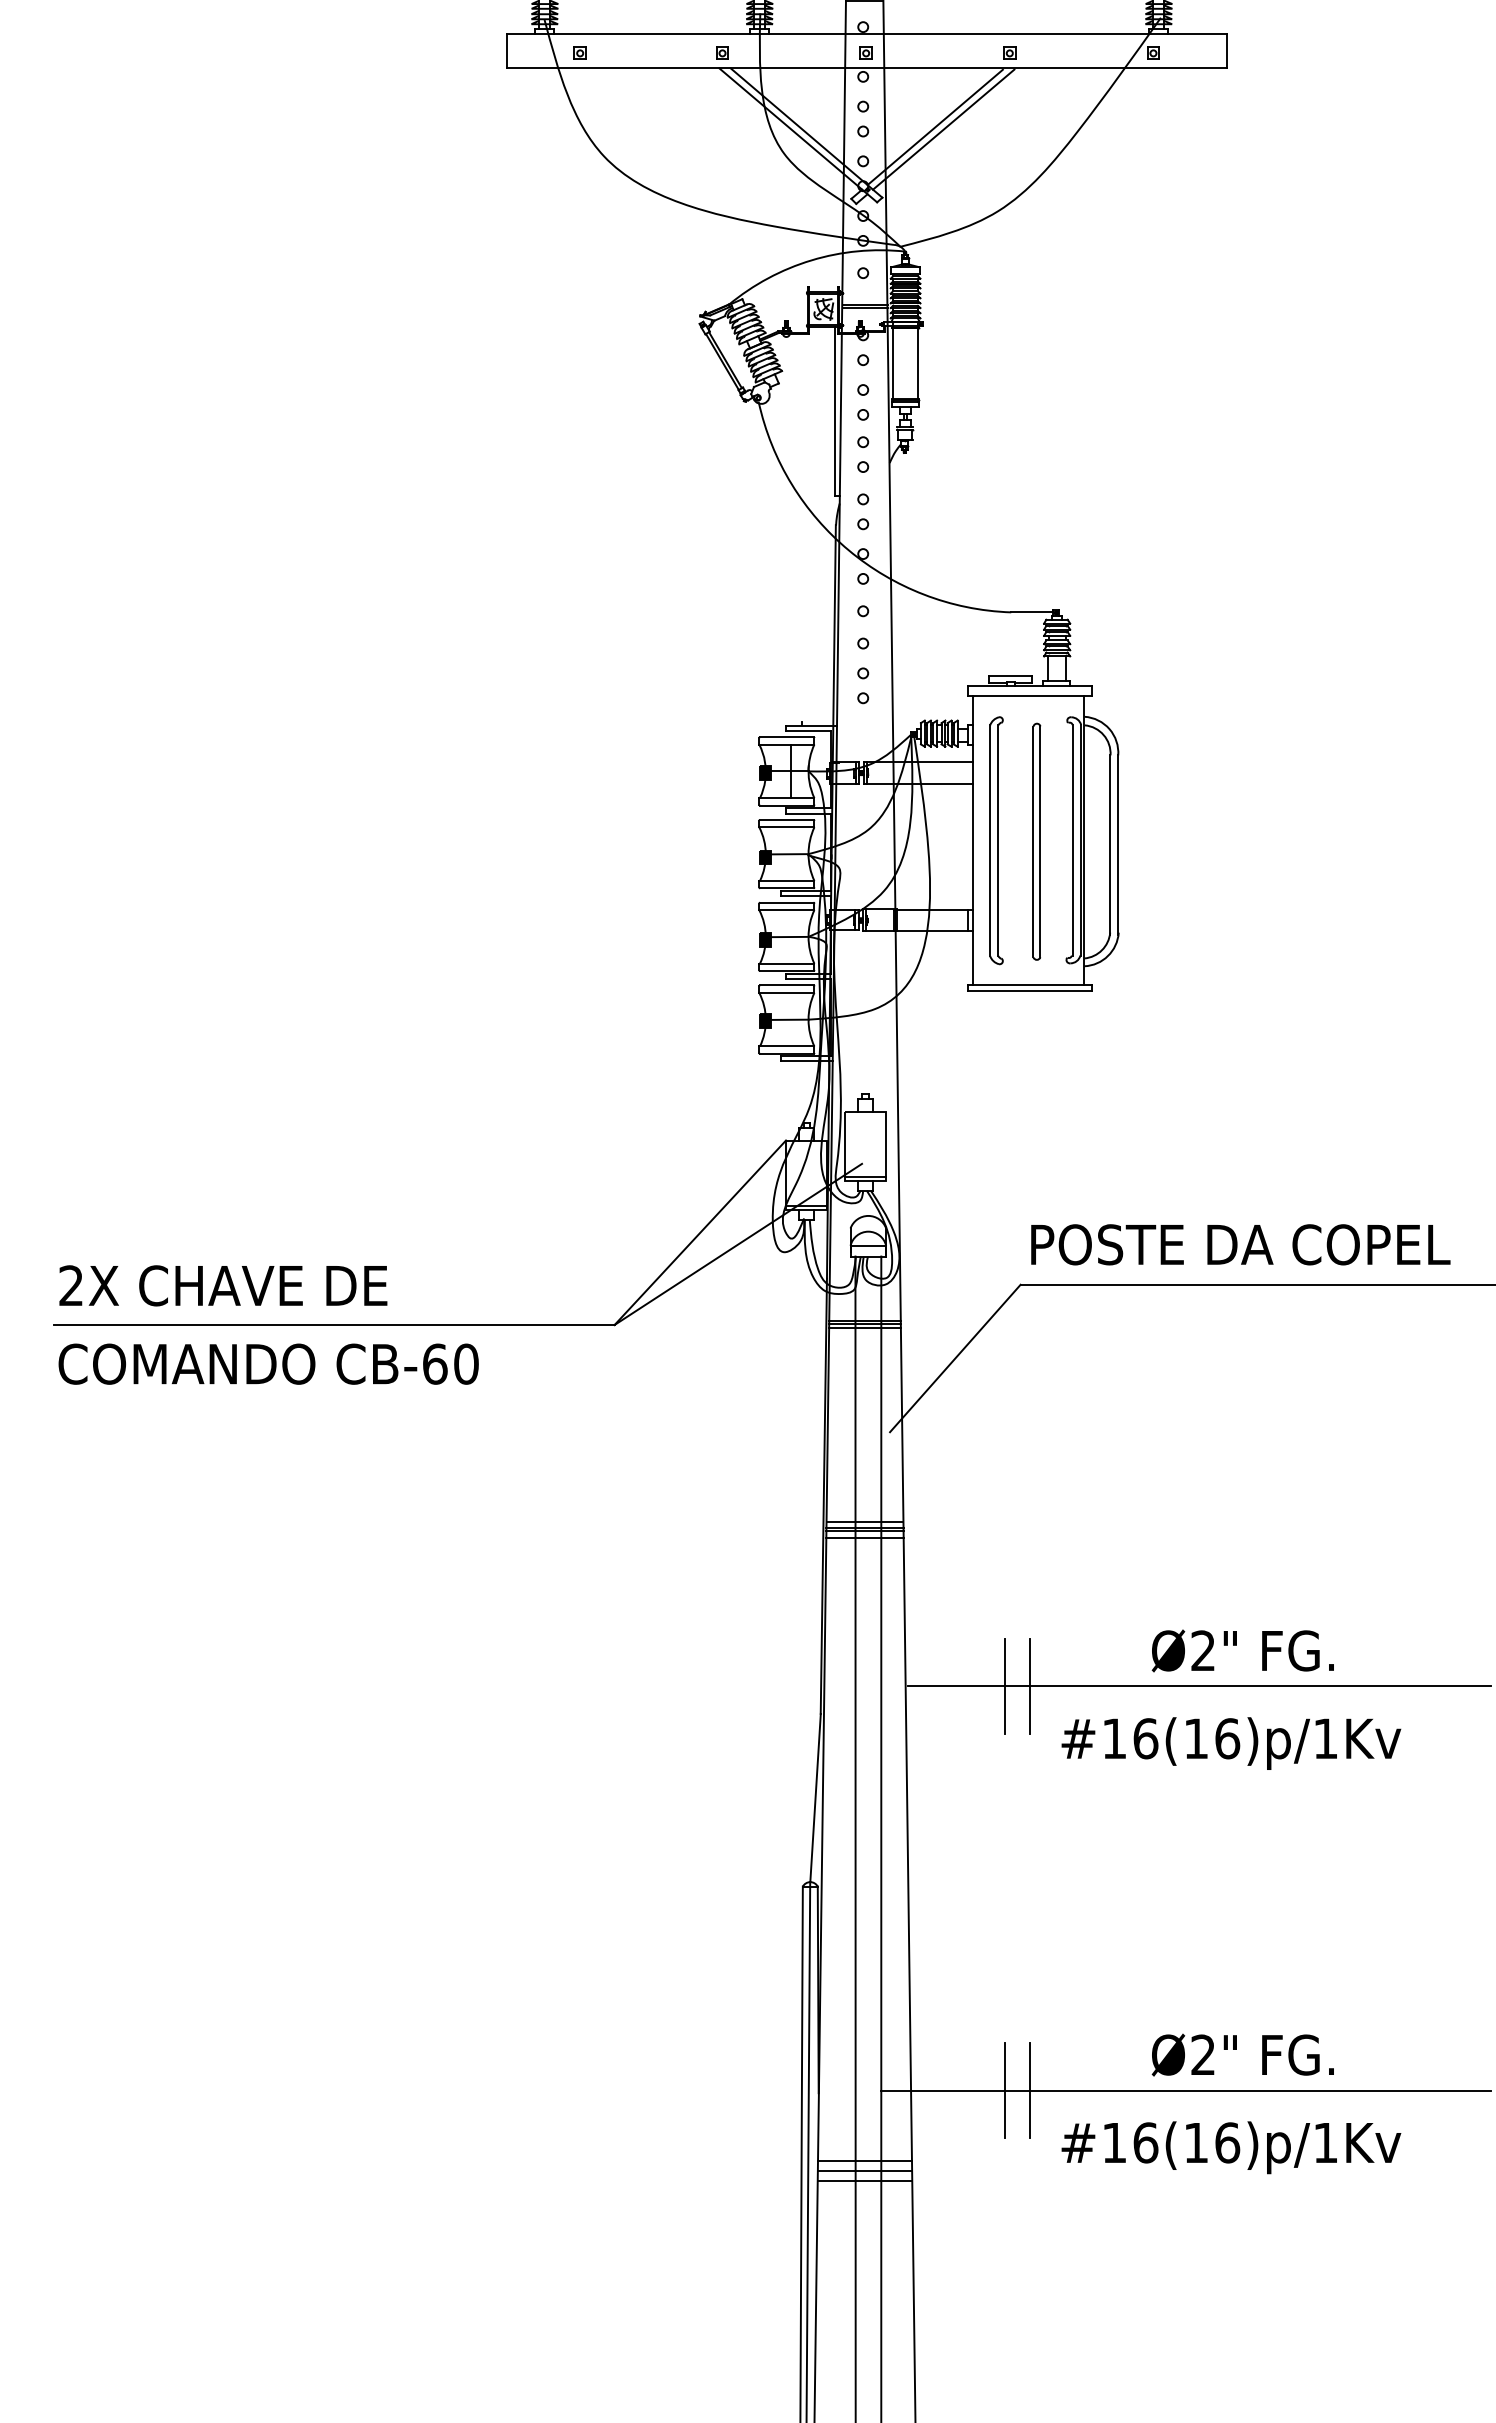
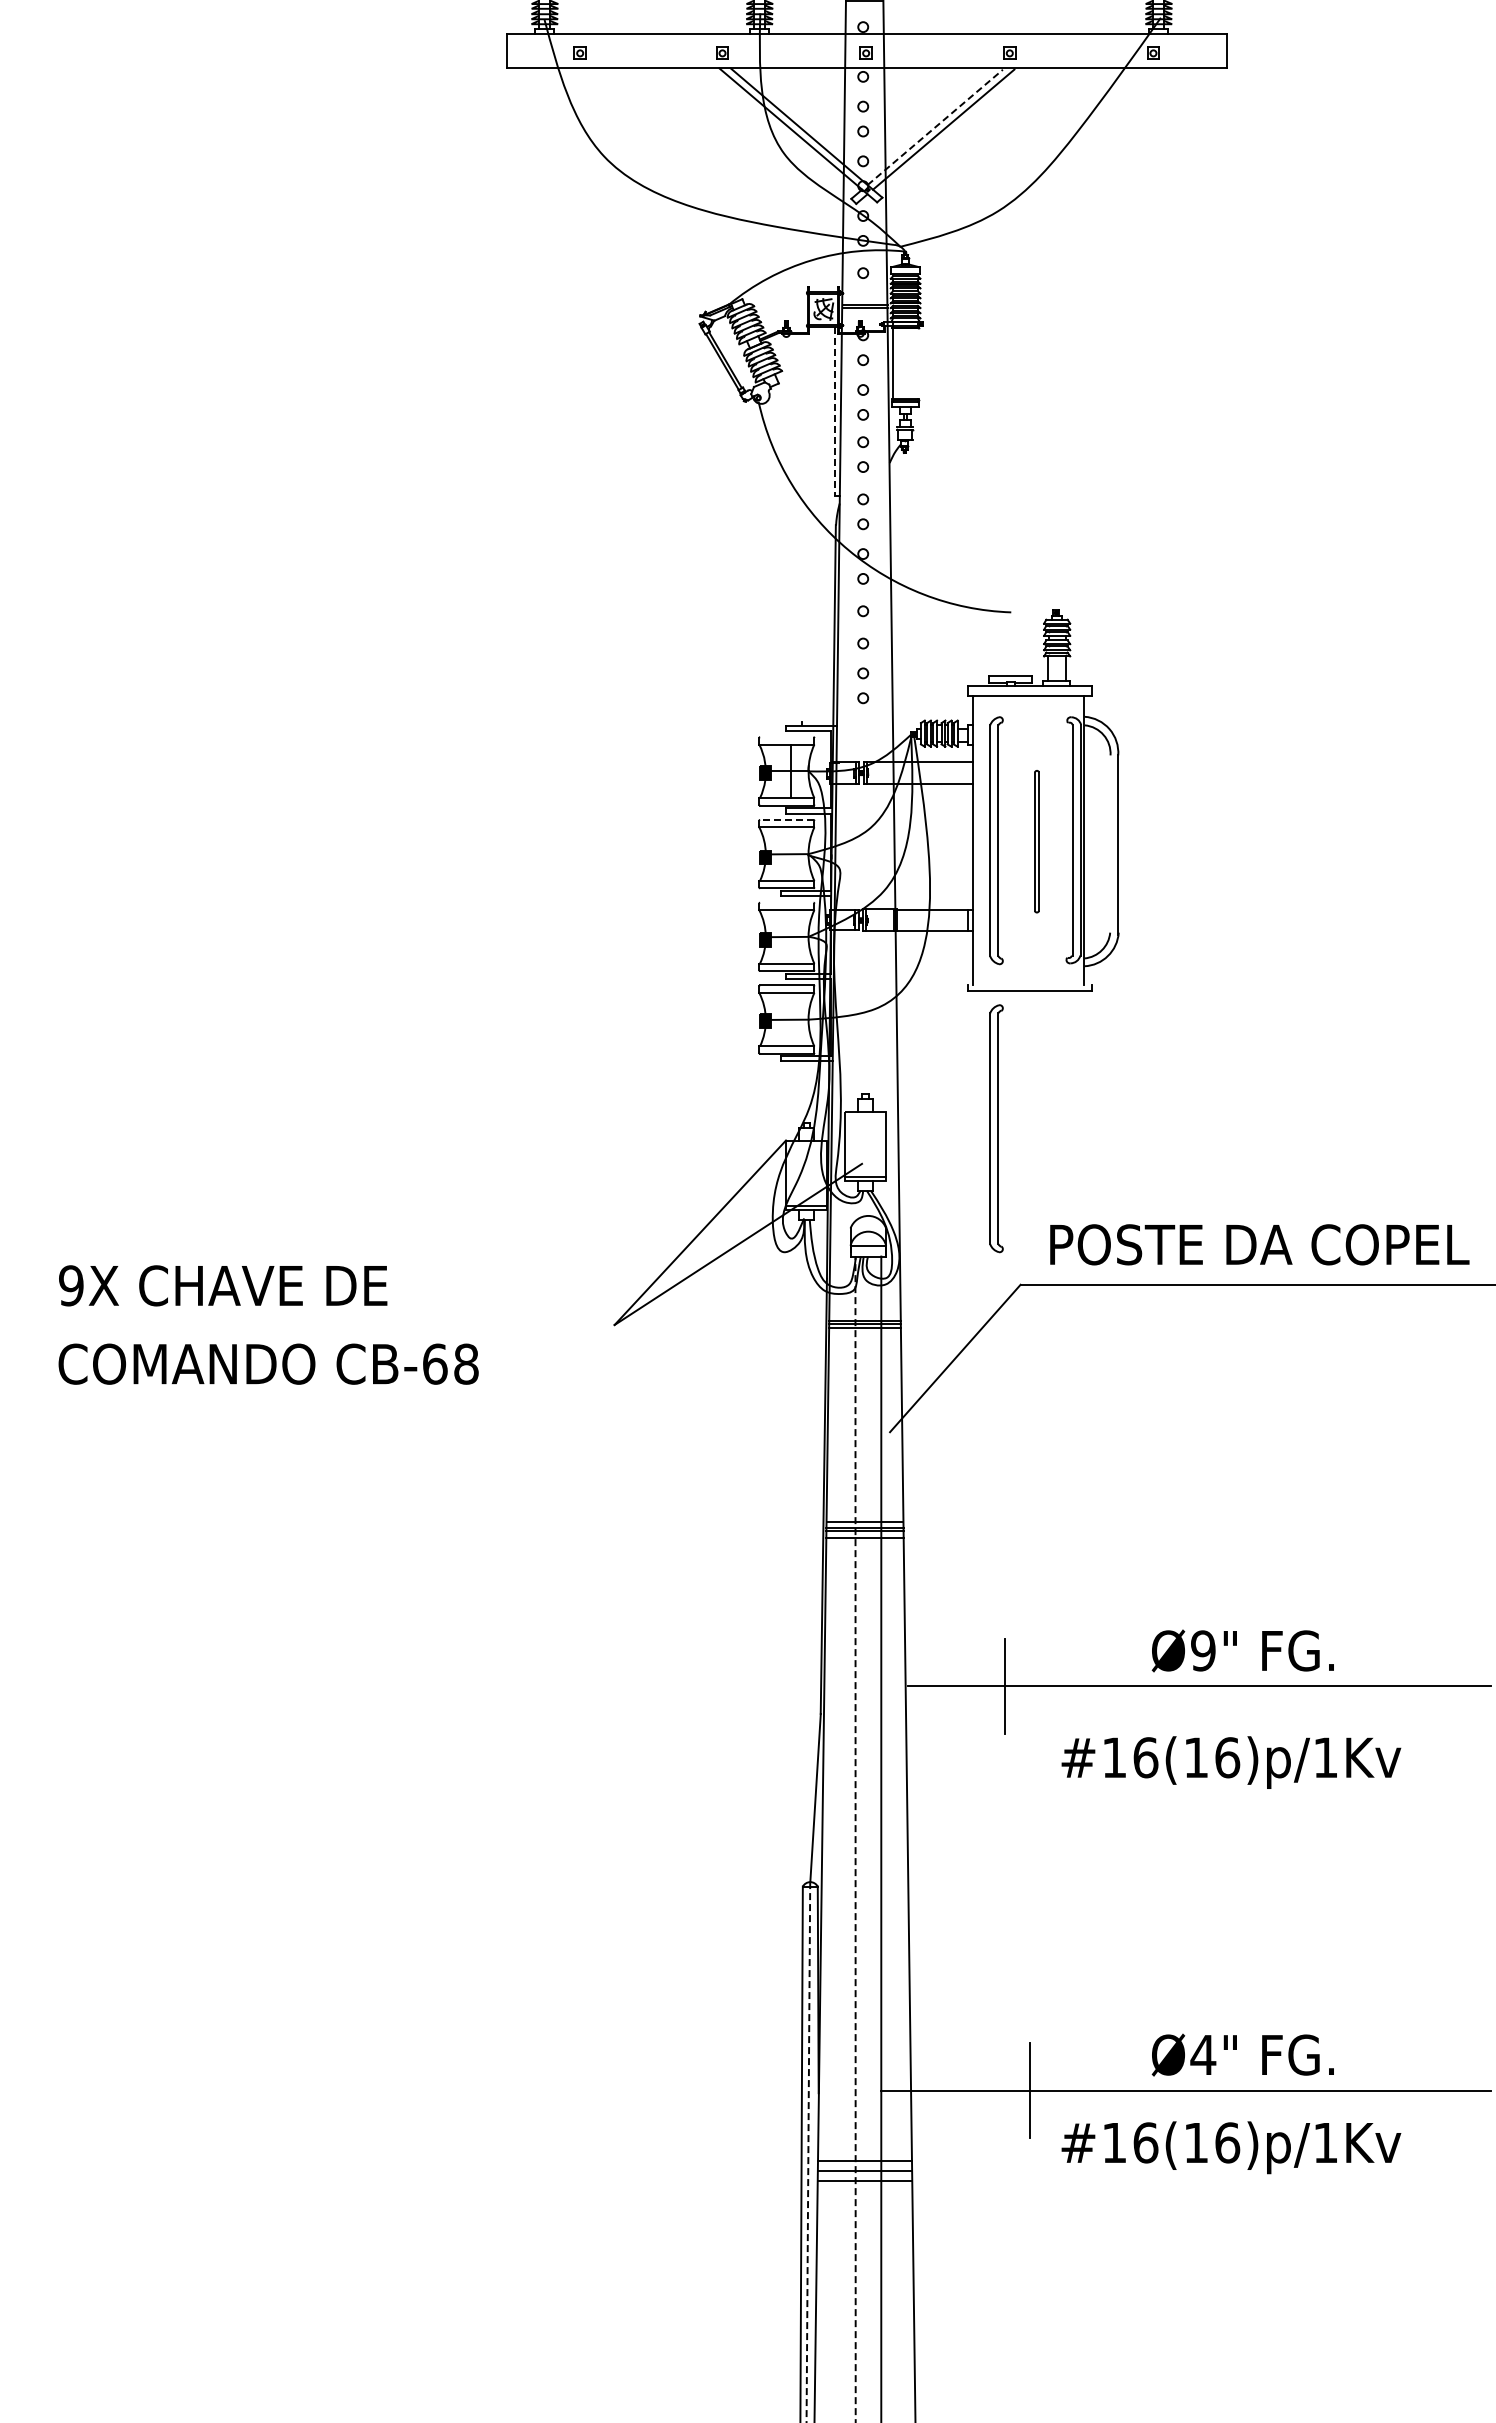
line: solid -> dashed (935, 127)
line: present -> none (917, 363)
line: solid -> dashed (834, 411)
line: present -> none (1032, 612)
line: present -> none (786, 737)
line: solid -> dashed (786, 819)
part size: 10x239 px -> 6x144 px (1036, 841)
line: present -> none (1110, 844)
line: present -> none (786, 902)
line: present -> none (1029, 985)
part: none -> present (996, 1128)
text position: (1240, 1244) -> (1259, 1244) (1259, 1244)
text: 2X -> 9X (71, 1285)
line: present -> none (334, 1325)
text: CB-60 -> CB-68 (466, 1363)
text: Ø2" -> Ø9" (1203, 1650)
line: present -> none (1030, 1686)
text position: (1231, 1743) -> (1231, 1762) (1231, 1762)
line: solid -> dashed (855, 1839)
text: Ø2" -> Ø4" (1203, 2054)
line: present -> none (1004, 2090)
line: solid -> dashed (808, 2152)
